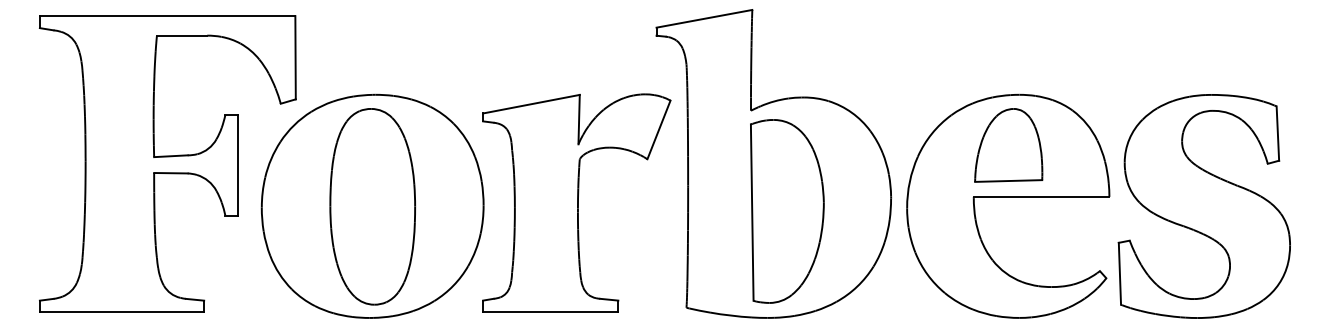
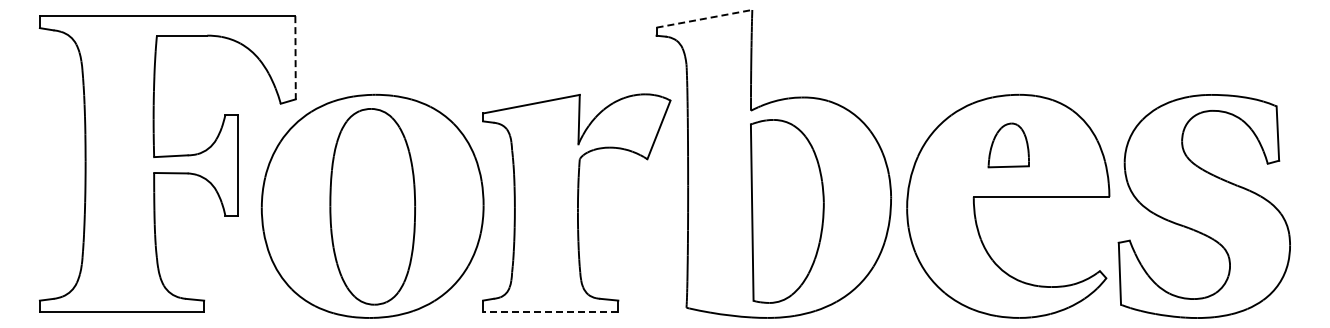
line: solid -> dashed (704, 18)
line: solid -> dashed (295, 57)
part size: 70x75 px -> 43x47 px (1008, 145)
line: solid -> dashed (550, 312)
